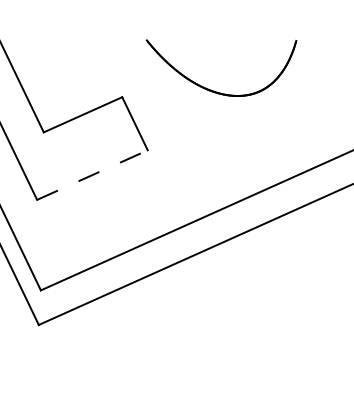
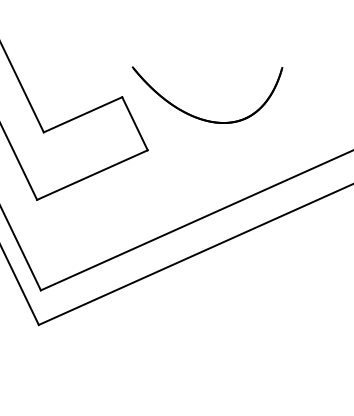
part position: (213, 90) -> (199, 117) (199, 117)
line: dashed -> solid (92, 175)
